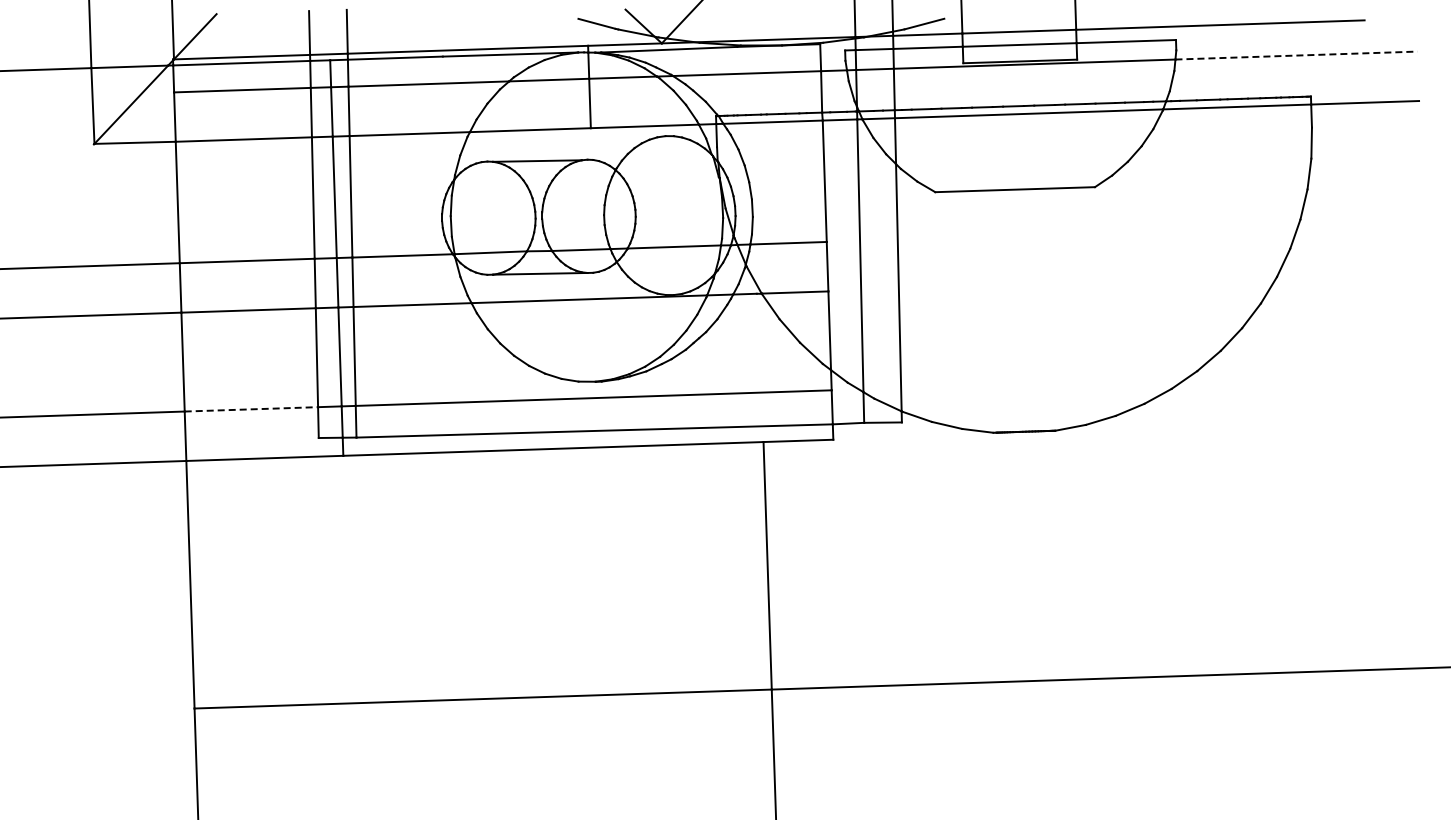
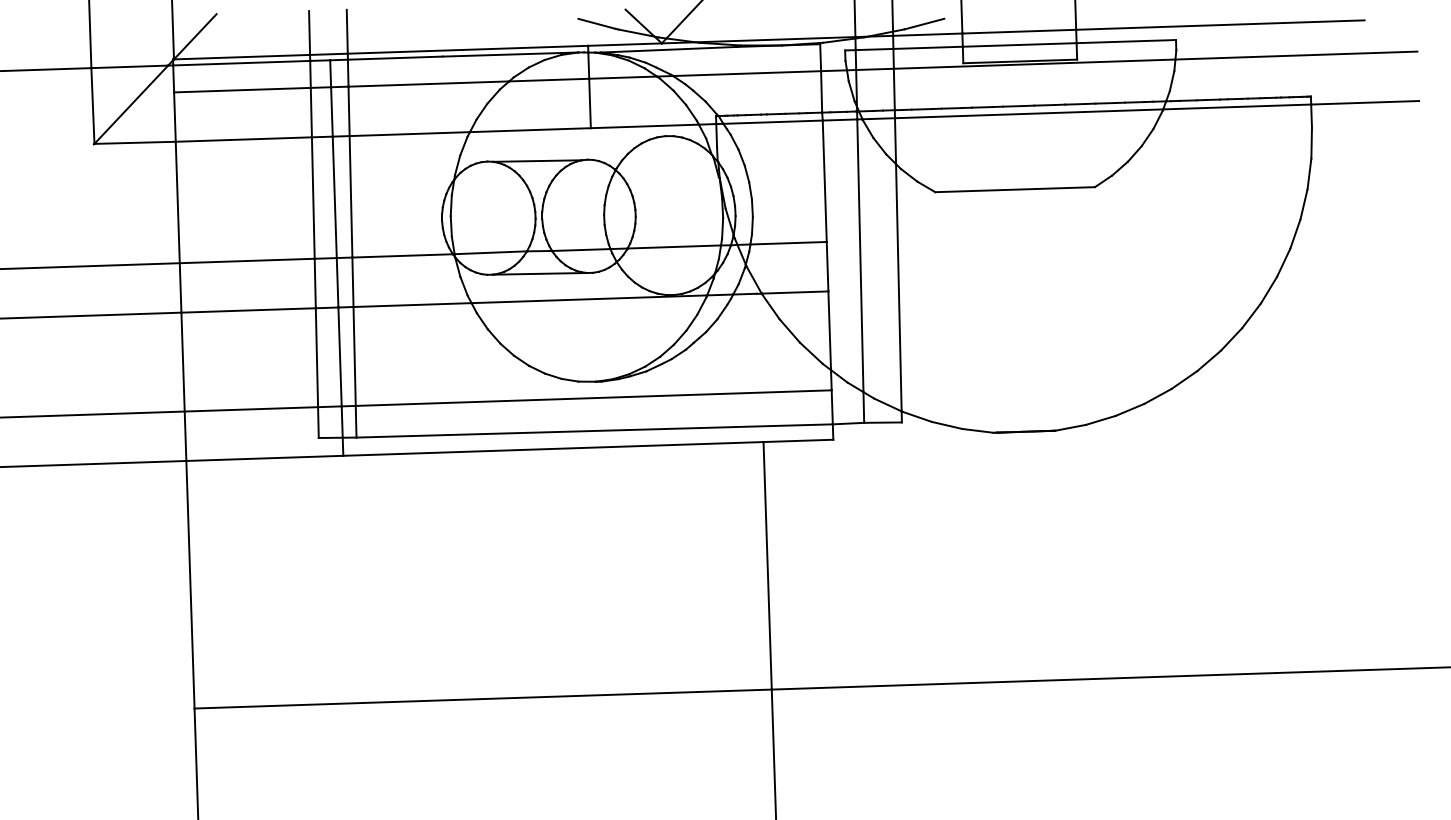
line: dashed -> solid (1296, 55)
line: dashed -> solid (251, 409)
